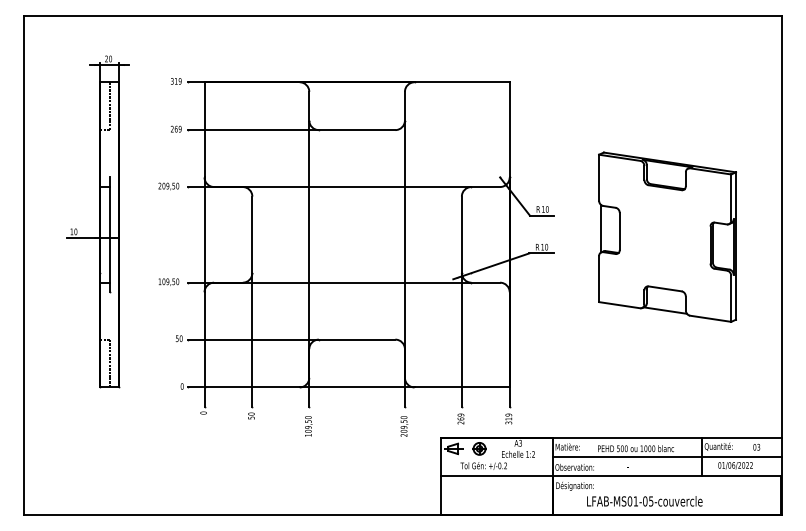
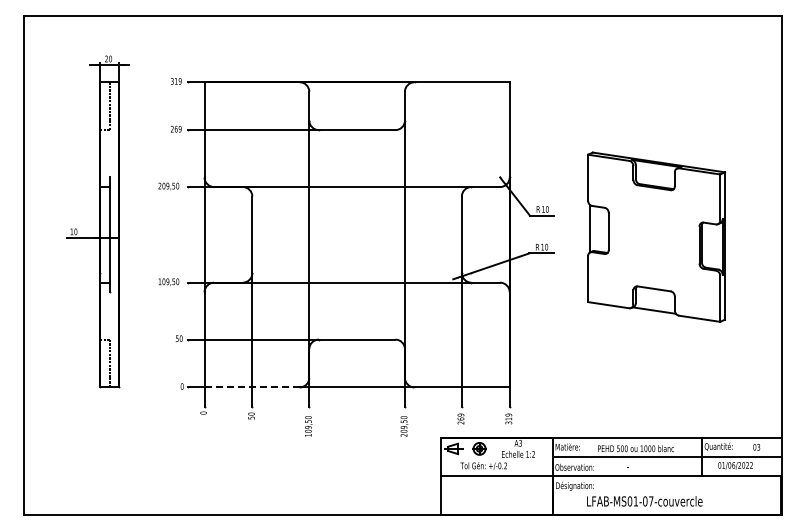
part position: (667, 236) -> (656, 236) (656, 236)
line: solid -> dashed (252, 387)
text: LFAB-MS01-05-couvercle -> LFAB-MS01-07-couvercle (651, 501)
